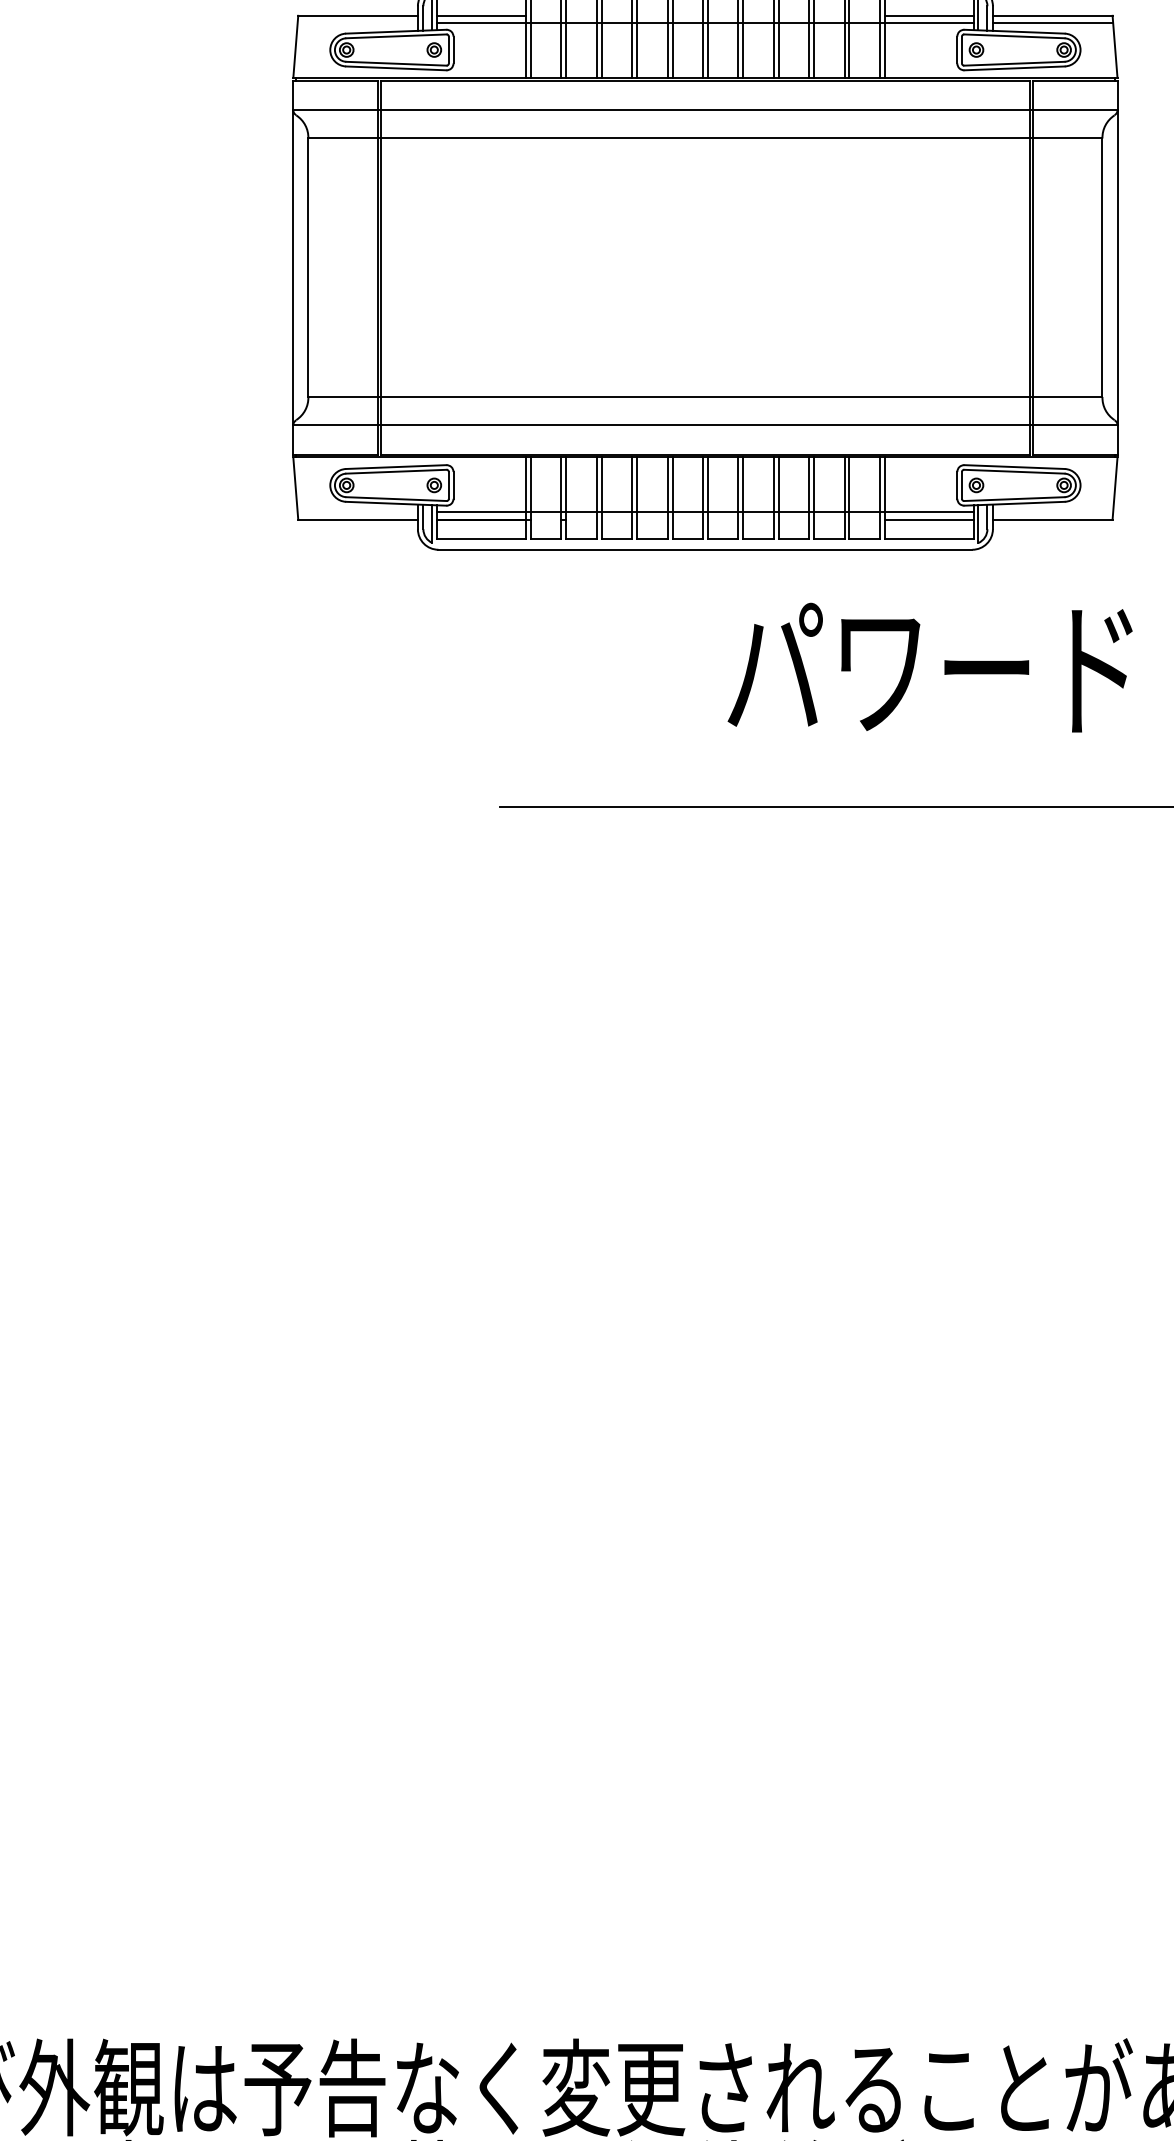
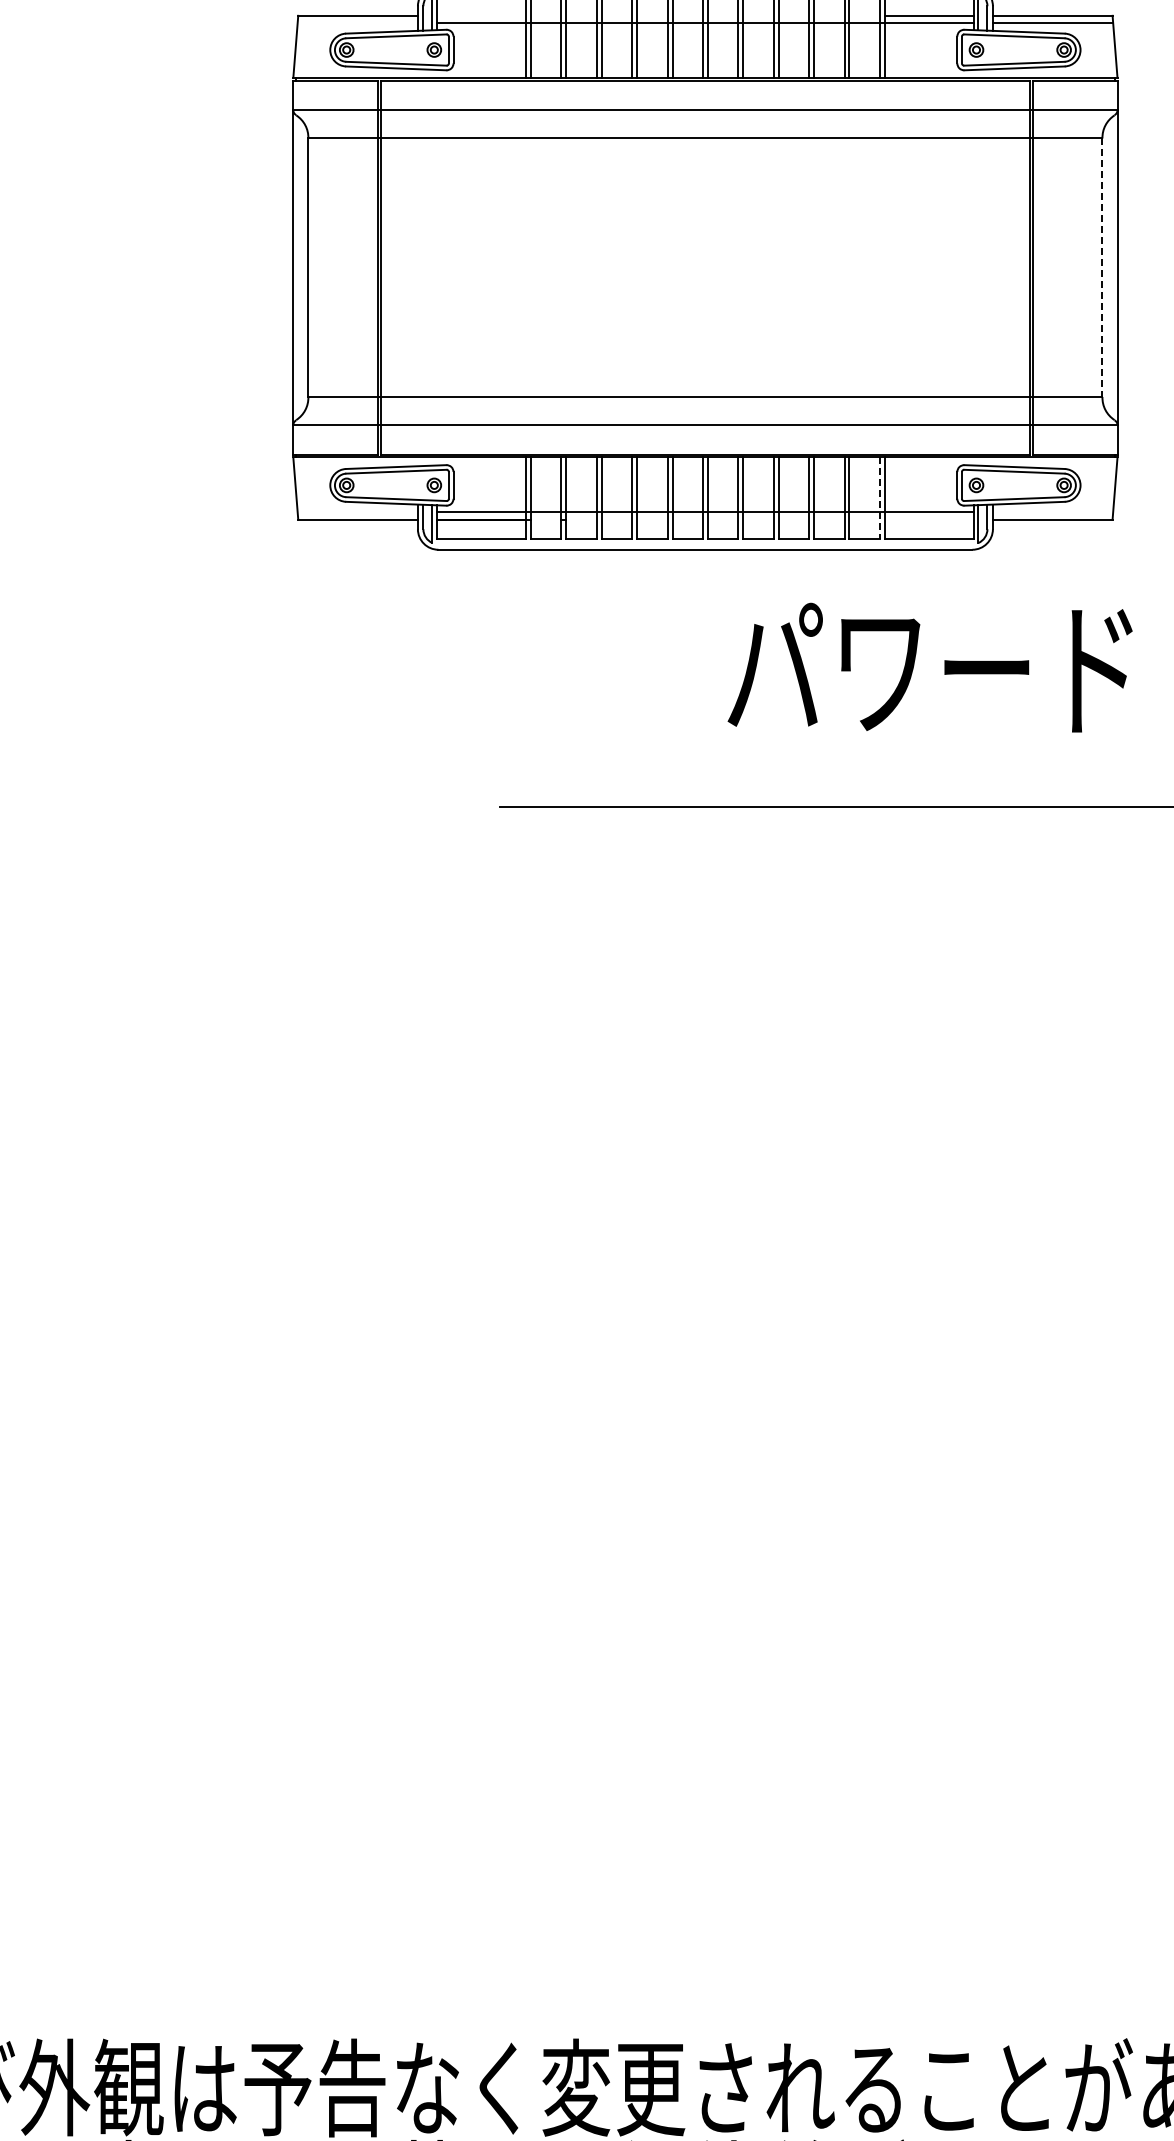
line: present -> none (481, 15)
line: solid -> dashed (1102, 268)
line: solid -> dashed (879, 498)
line: present -> none (928, 519)
